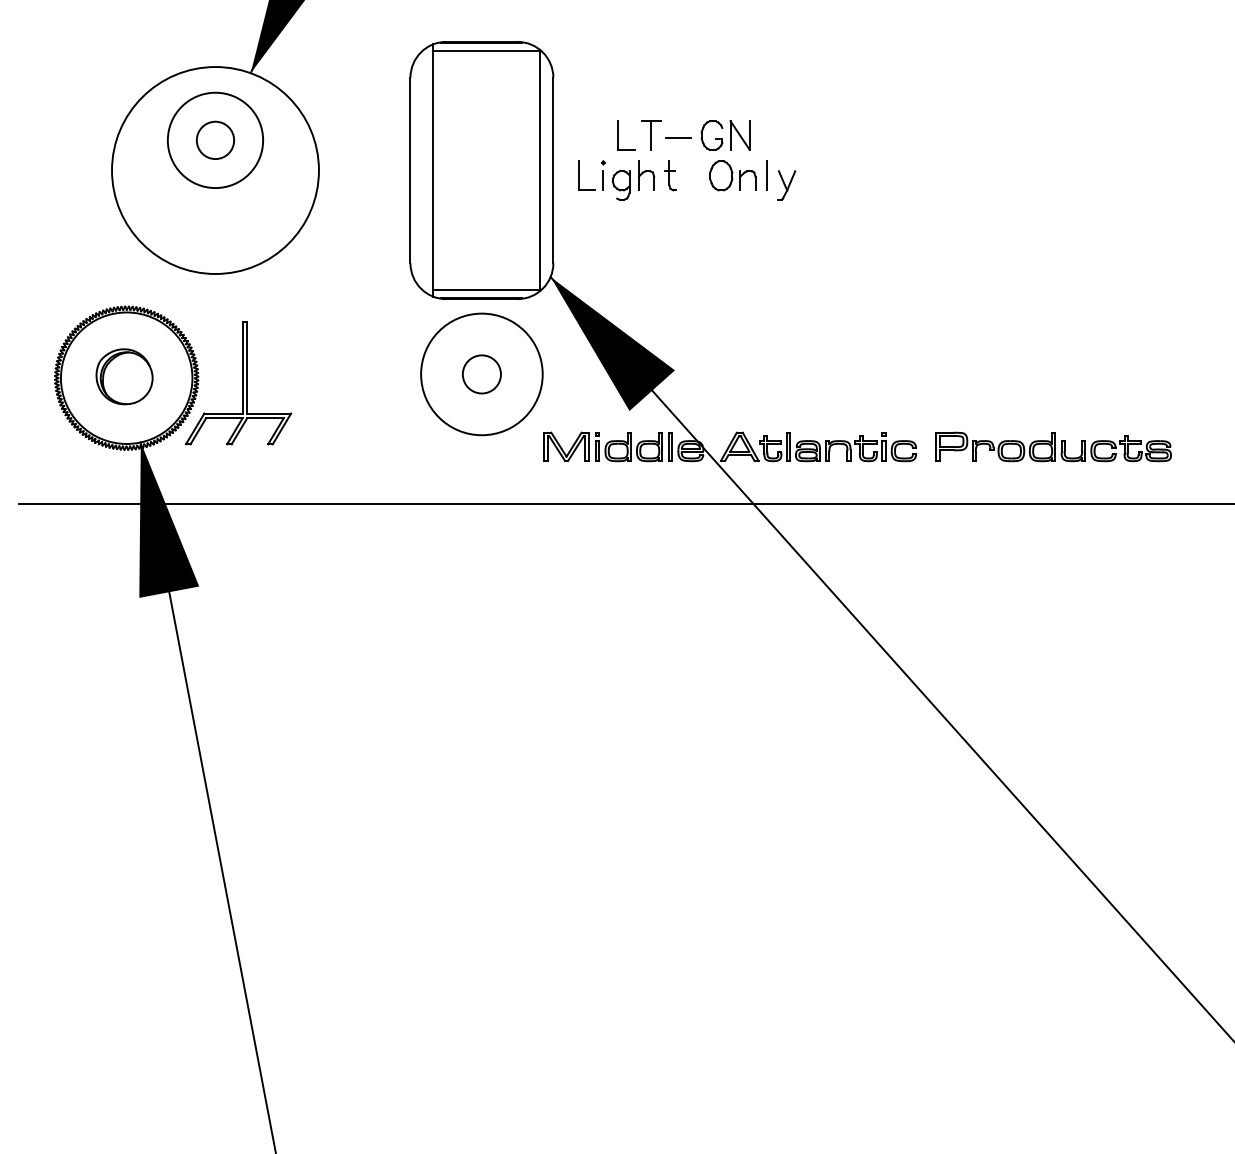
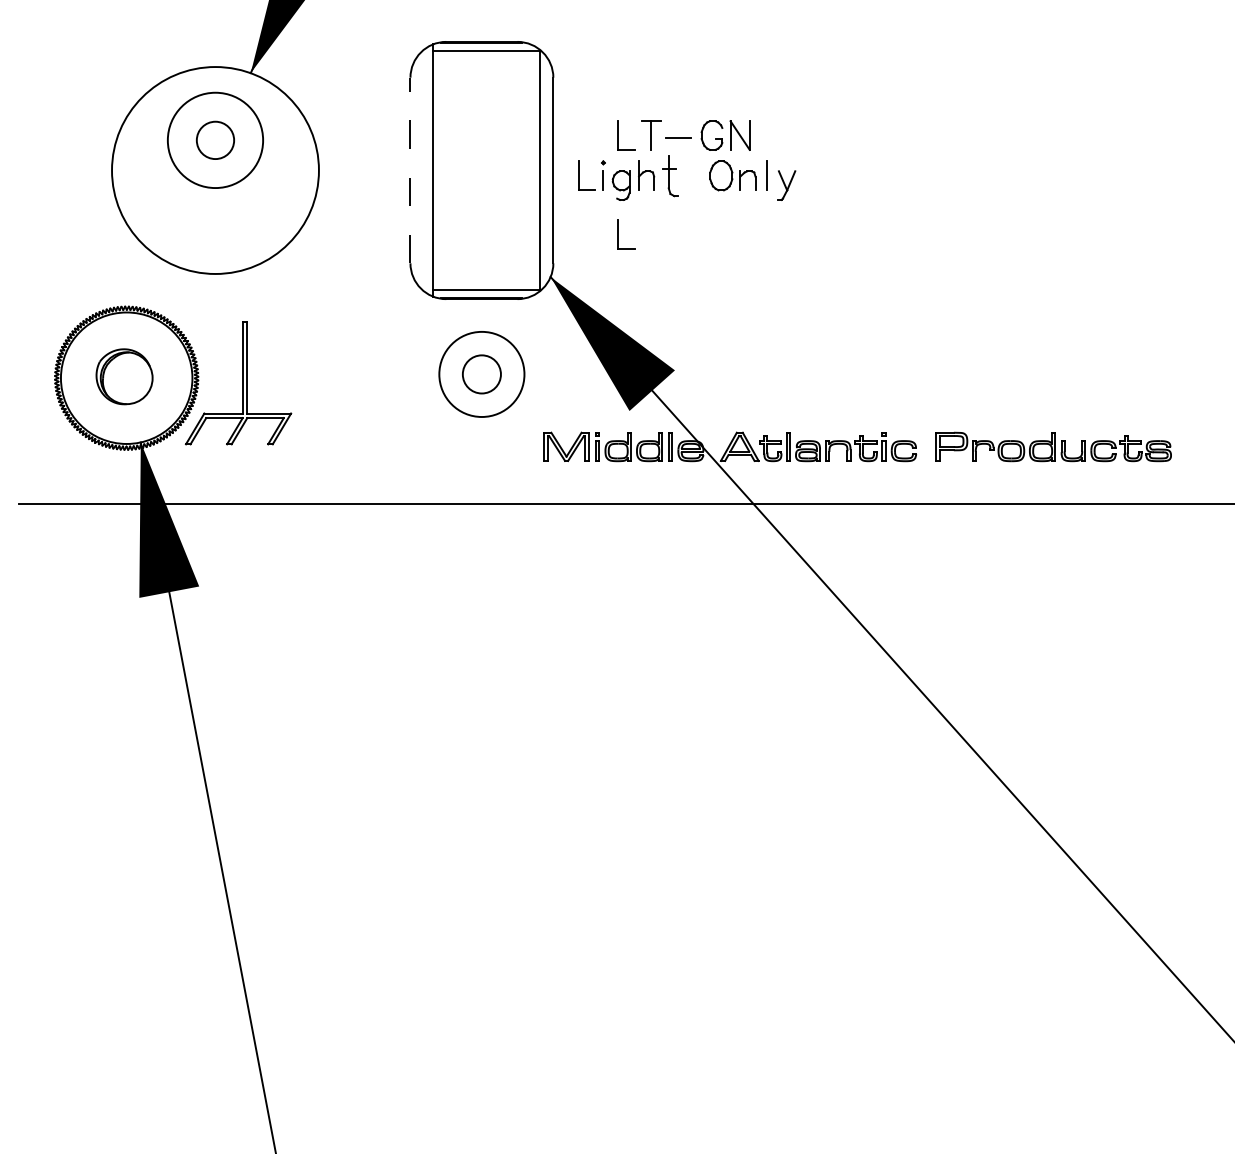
line: solid -> dashed (410, 170)
part size: 13x32 px -> 17x43 px (670, 176)
part: none -> present (618, 234)
circle diameter: 122 px -> 85 px (481, 373)
